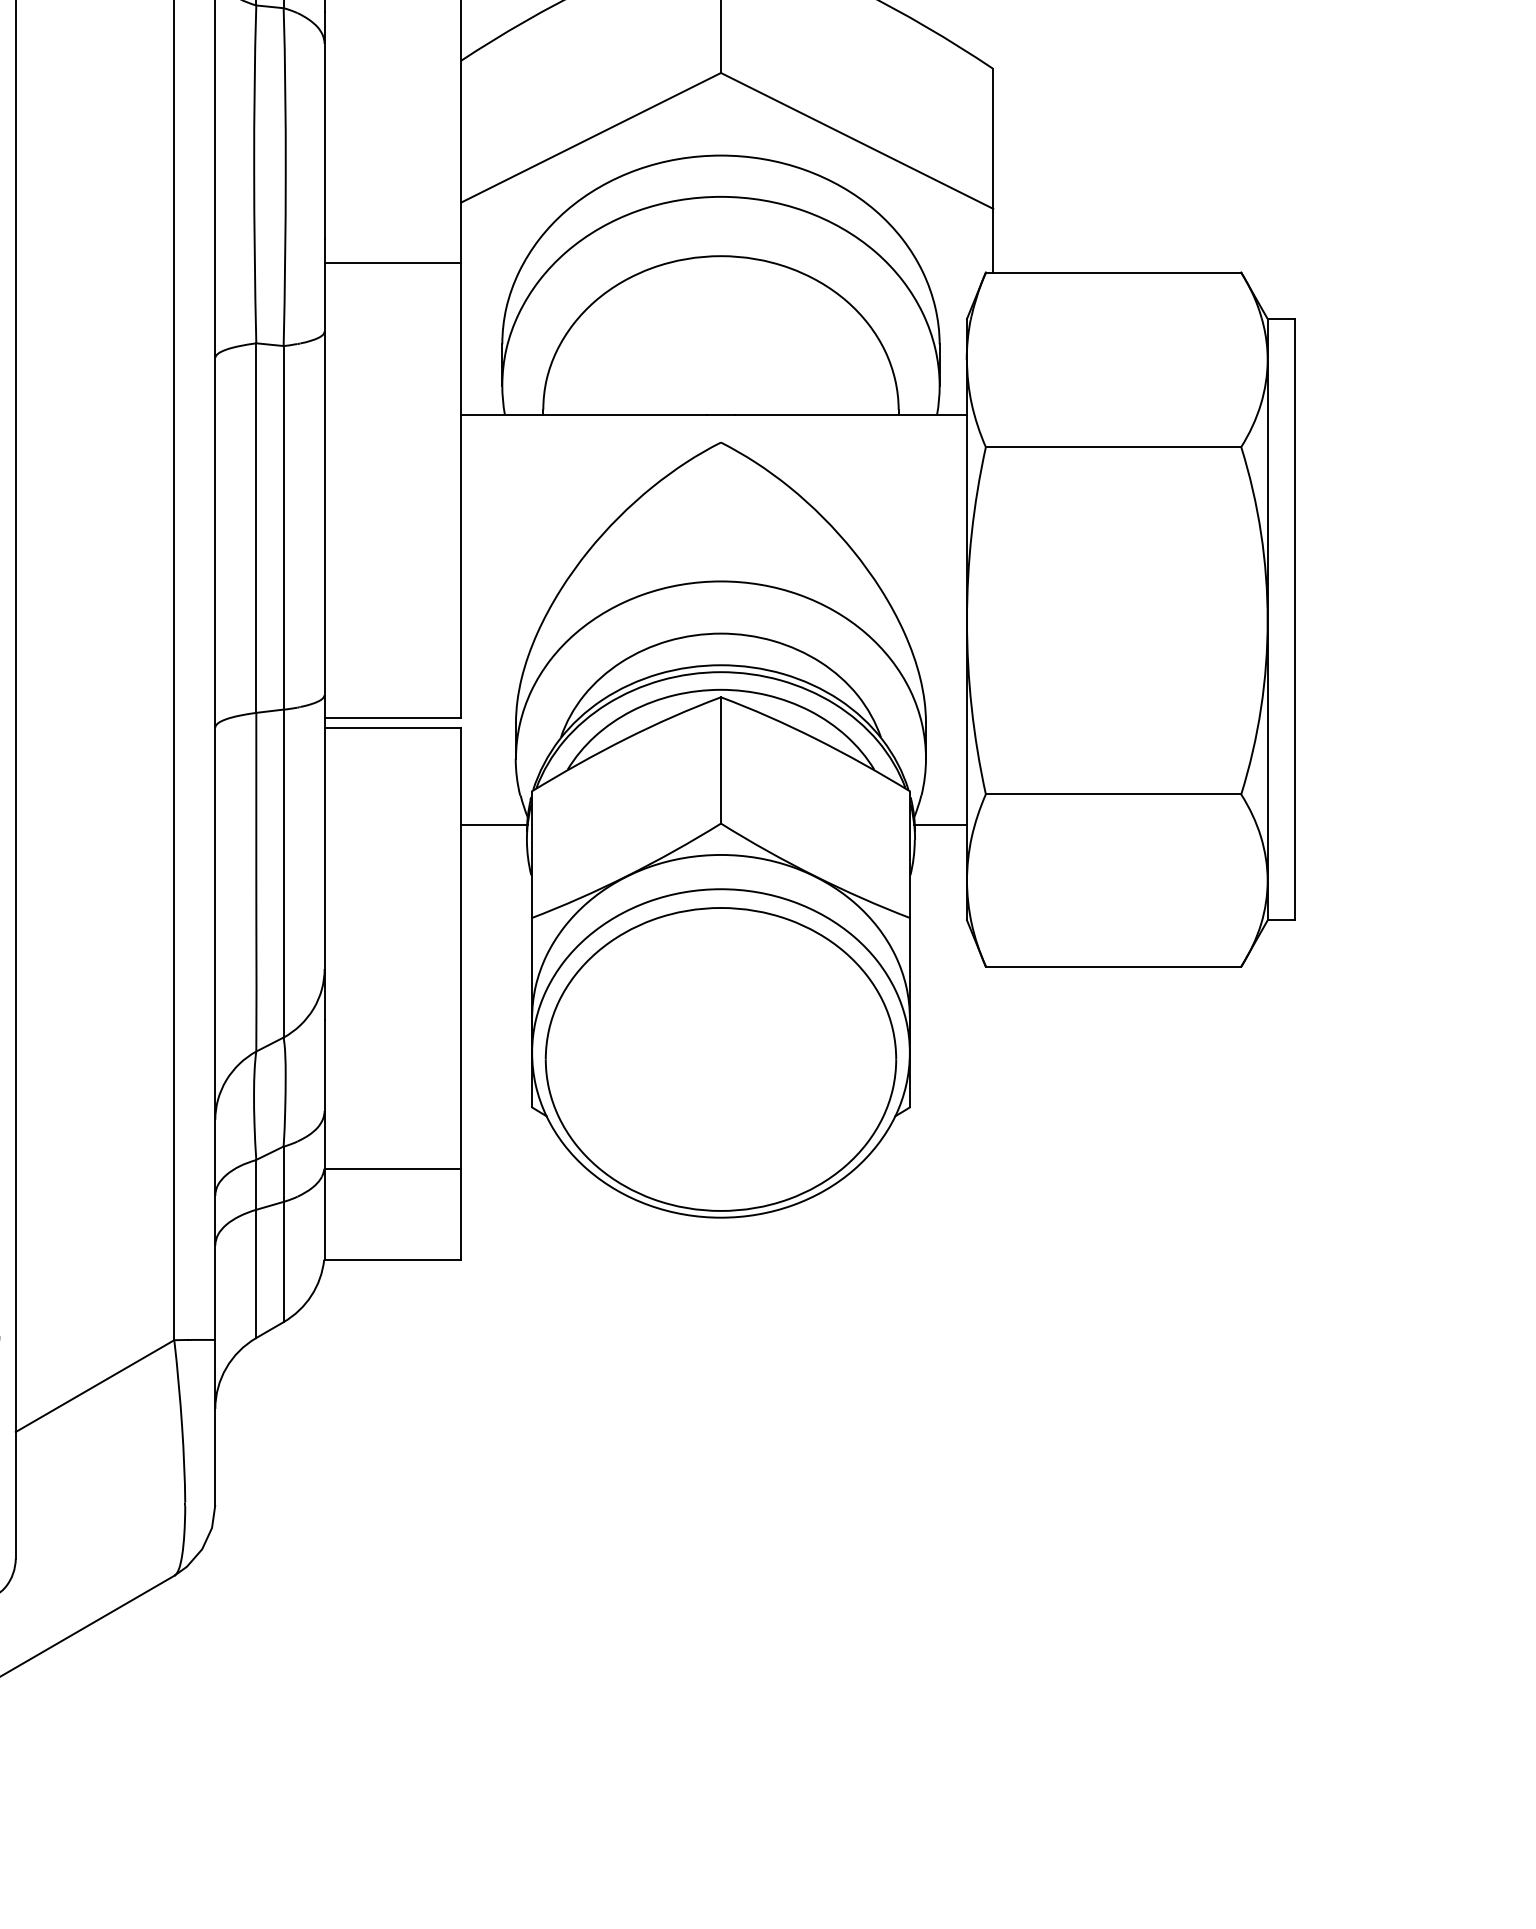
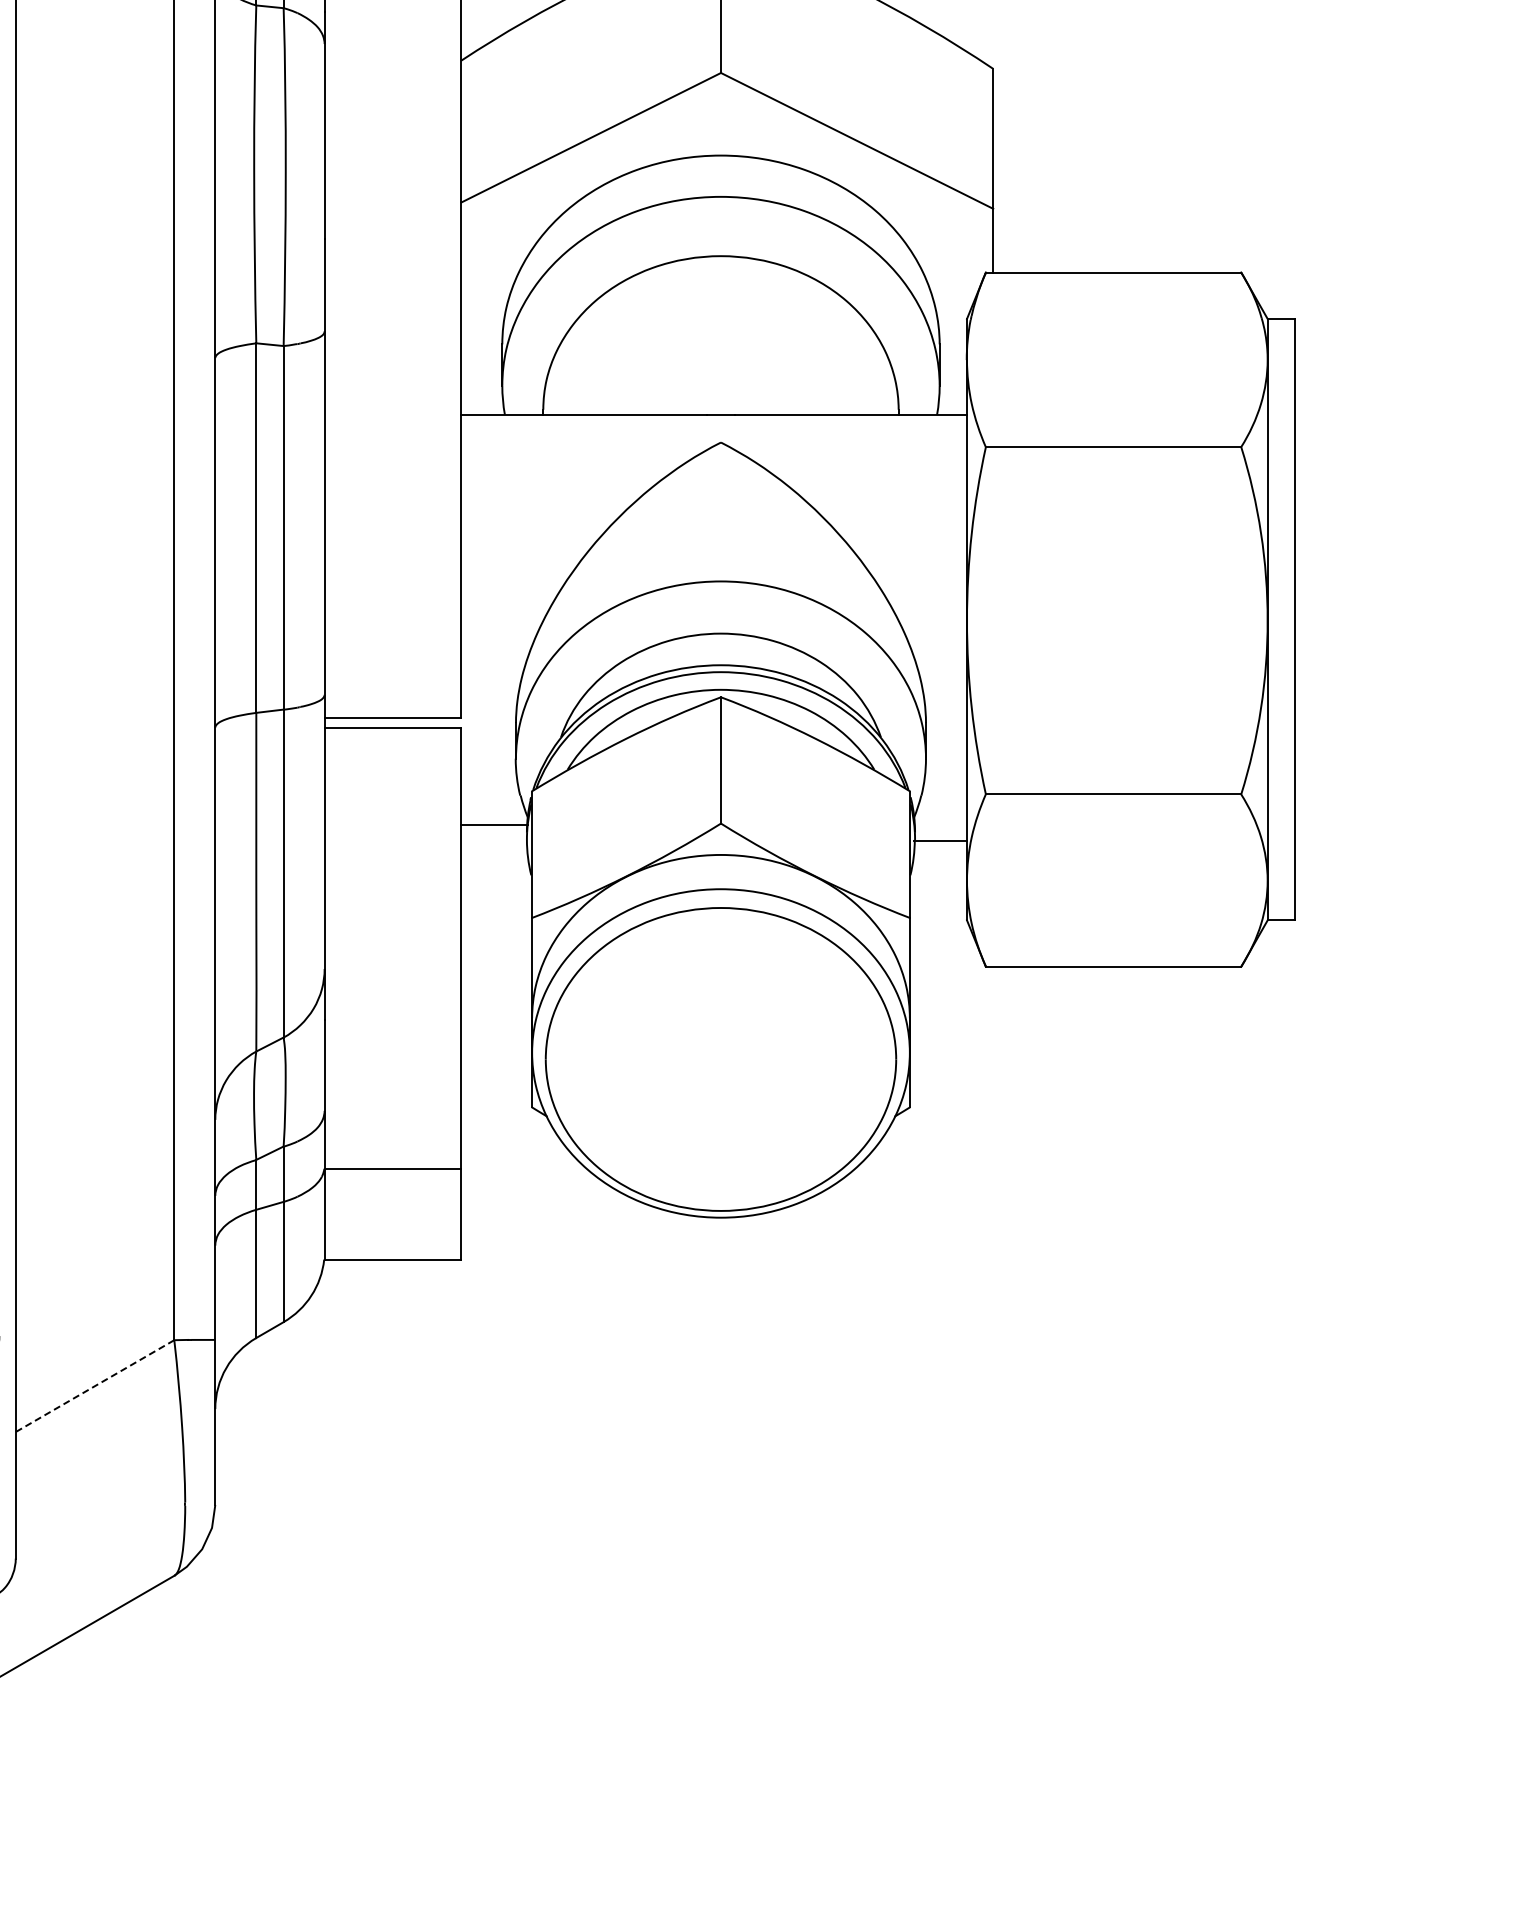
line: present -> none (392, 262)
line position: (940, 824) -> (940, 840) (940, 840)
line: solid -> dashed (95, 1386)
